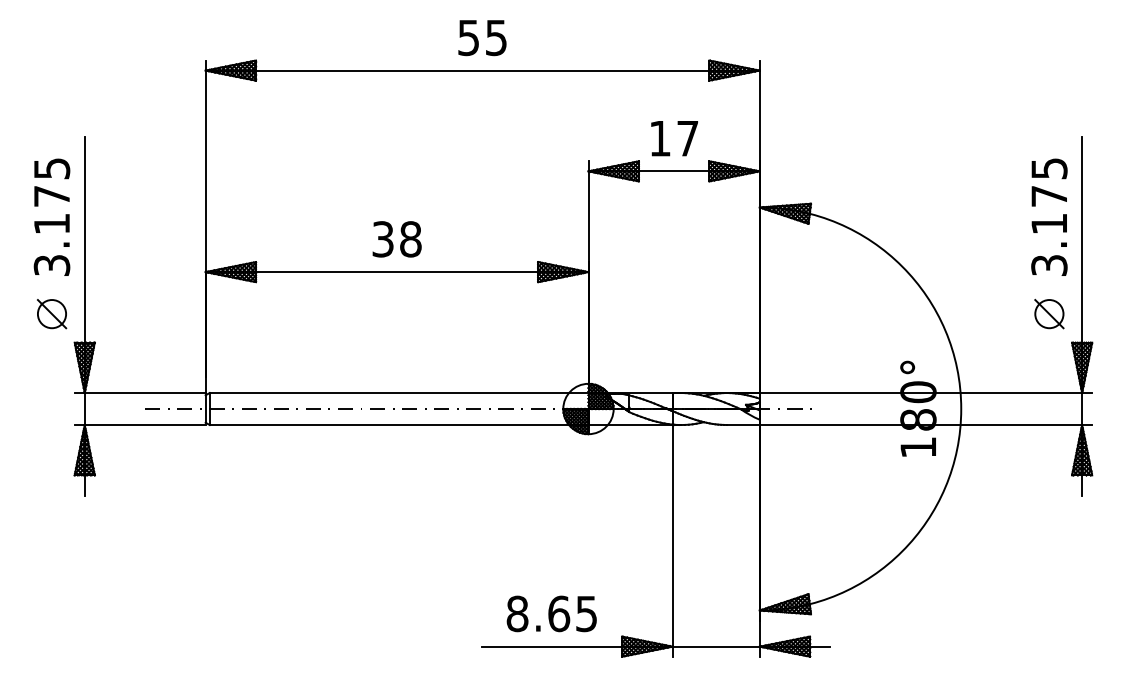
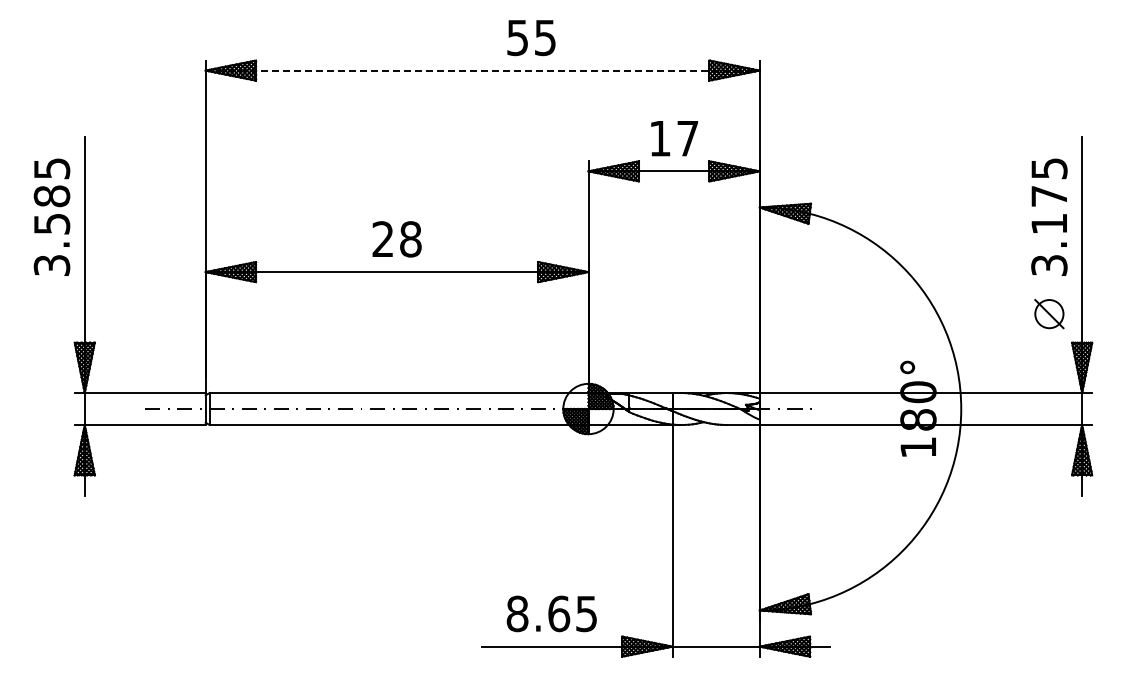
text position: (482, 38) -> (531, 38) (531, 38)
line: solid -> dashed (483, 70)
text: 3.175 -> 3.585 (51, 209)
text: 38 -> 28 (382, 239)
part: present -> none (52, 314)
